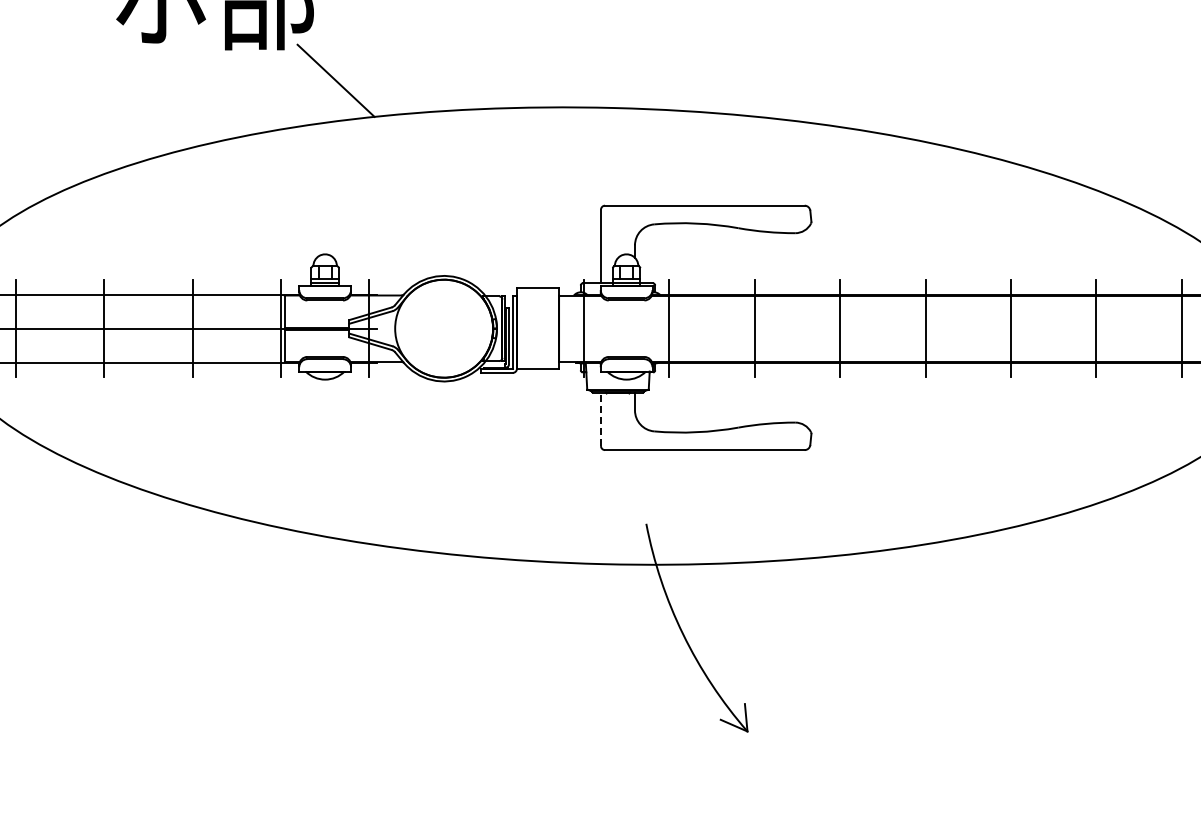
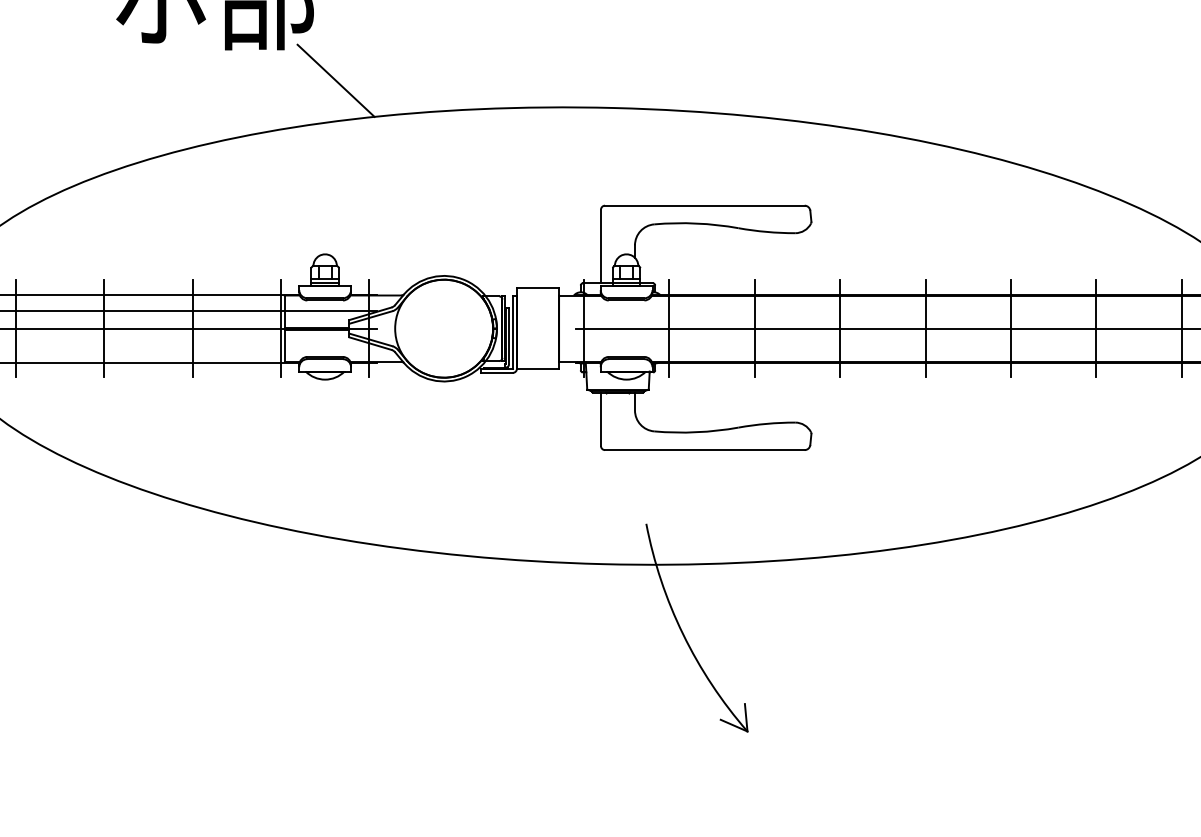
line: none -> present (189, 310)
line: none -> present (886, 328)
line: dashed -> solid (601, 419)
